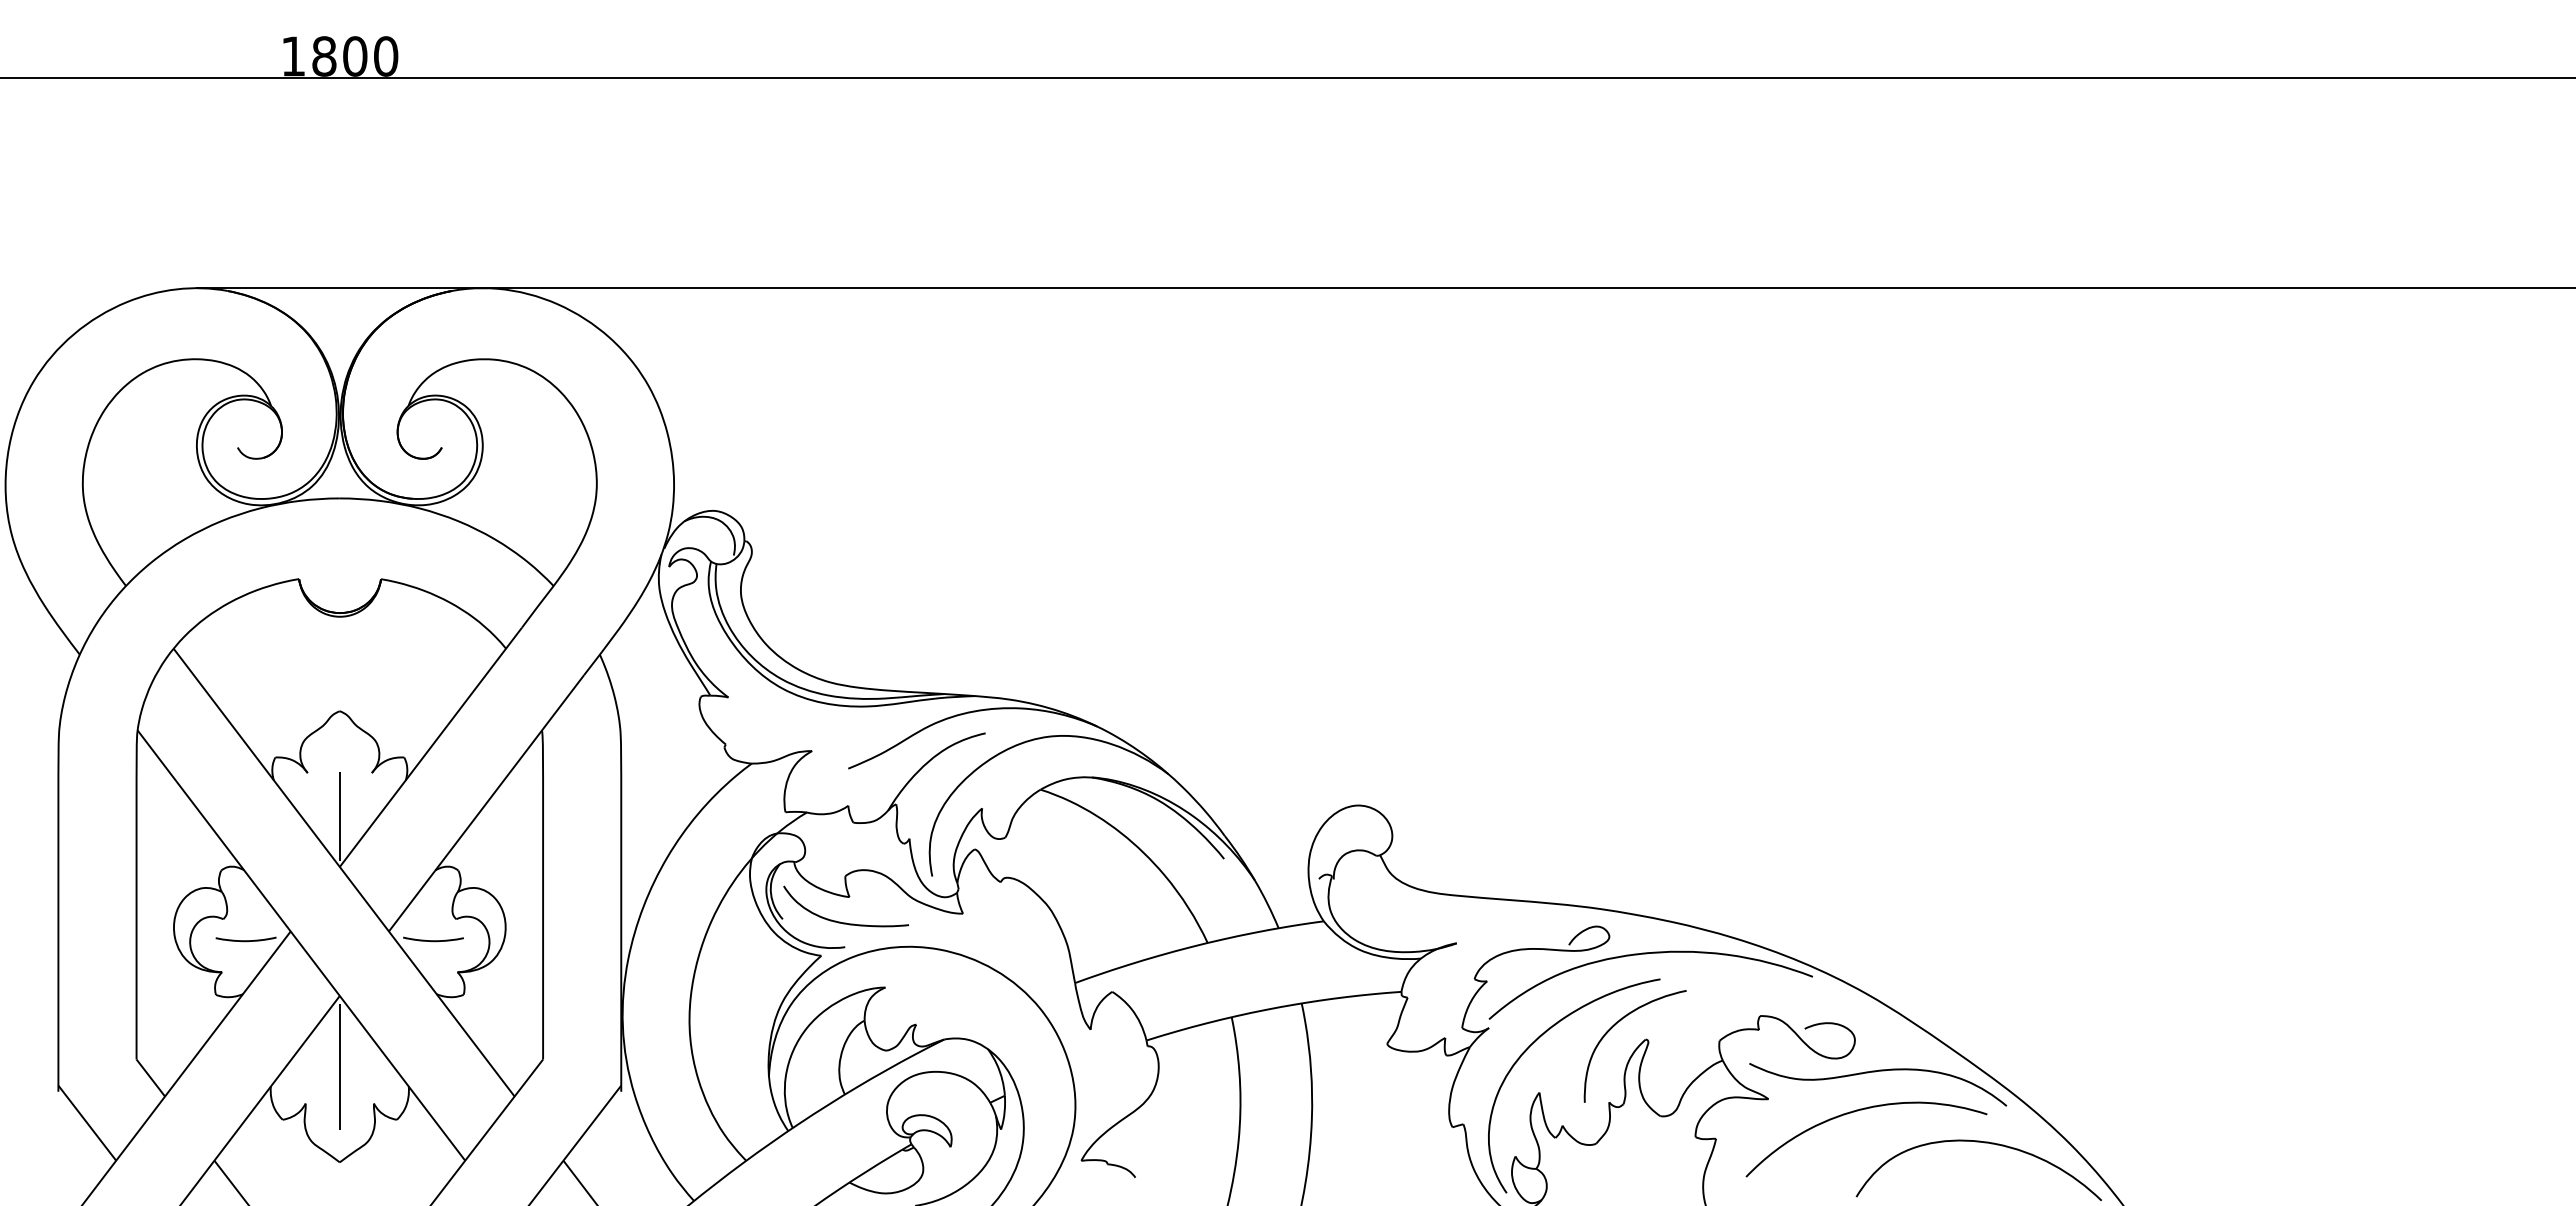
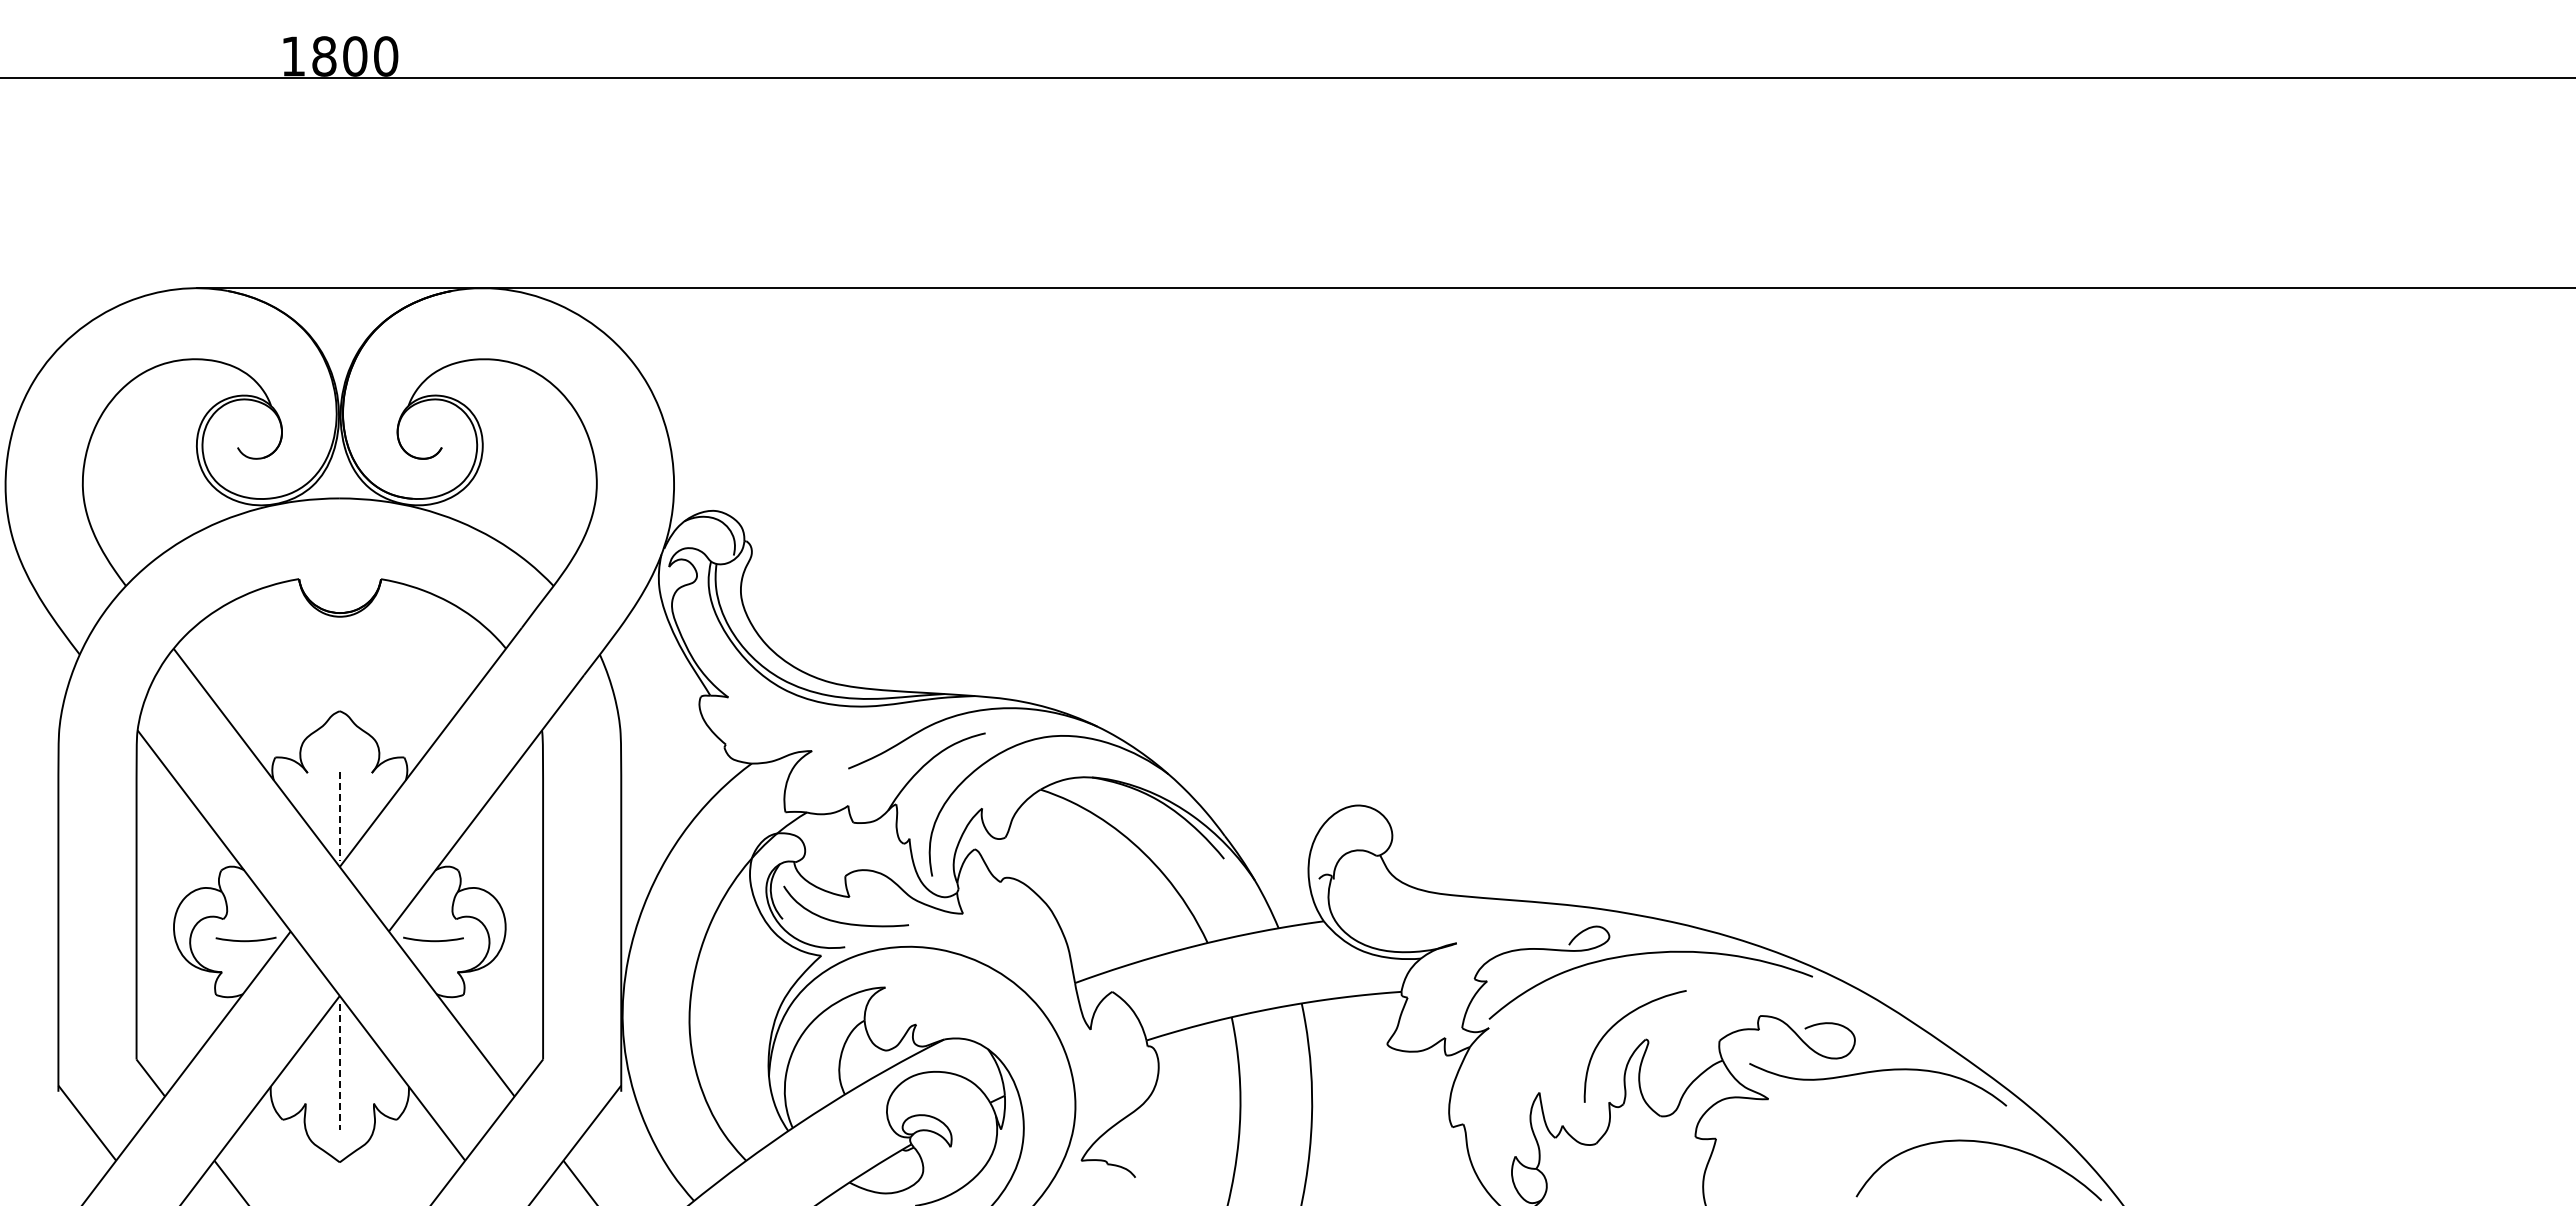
line: solid -> dashed (339, 816)
curve: present -> none (1535, 1042)
line: solid -> dashed (339, 1067)
curve: present -> none (1858, 1111)
